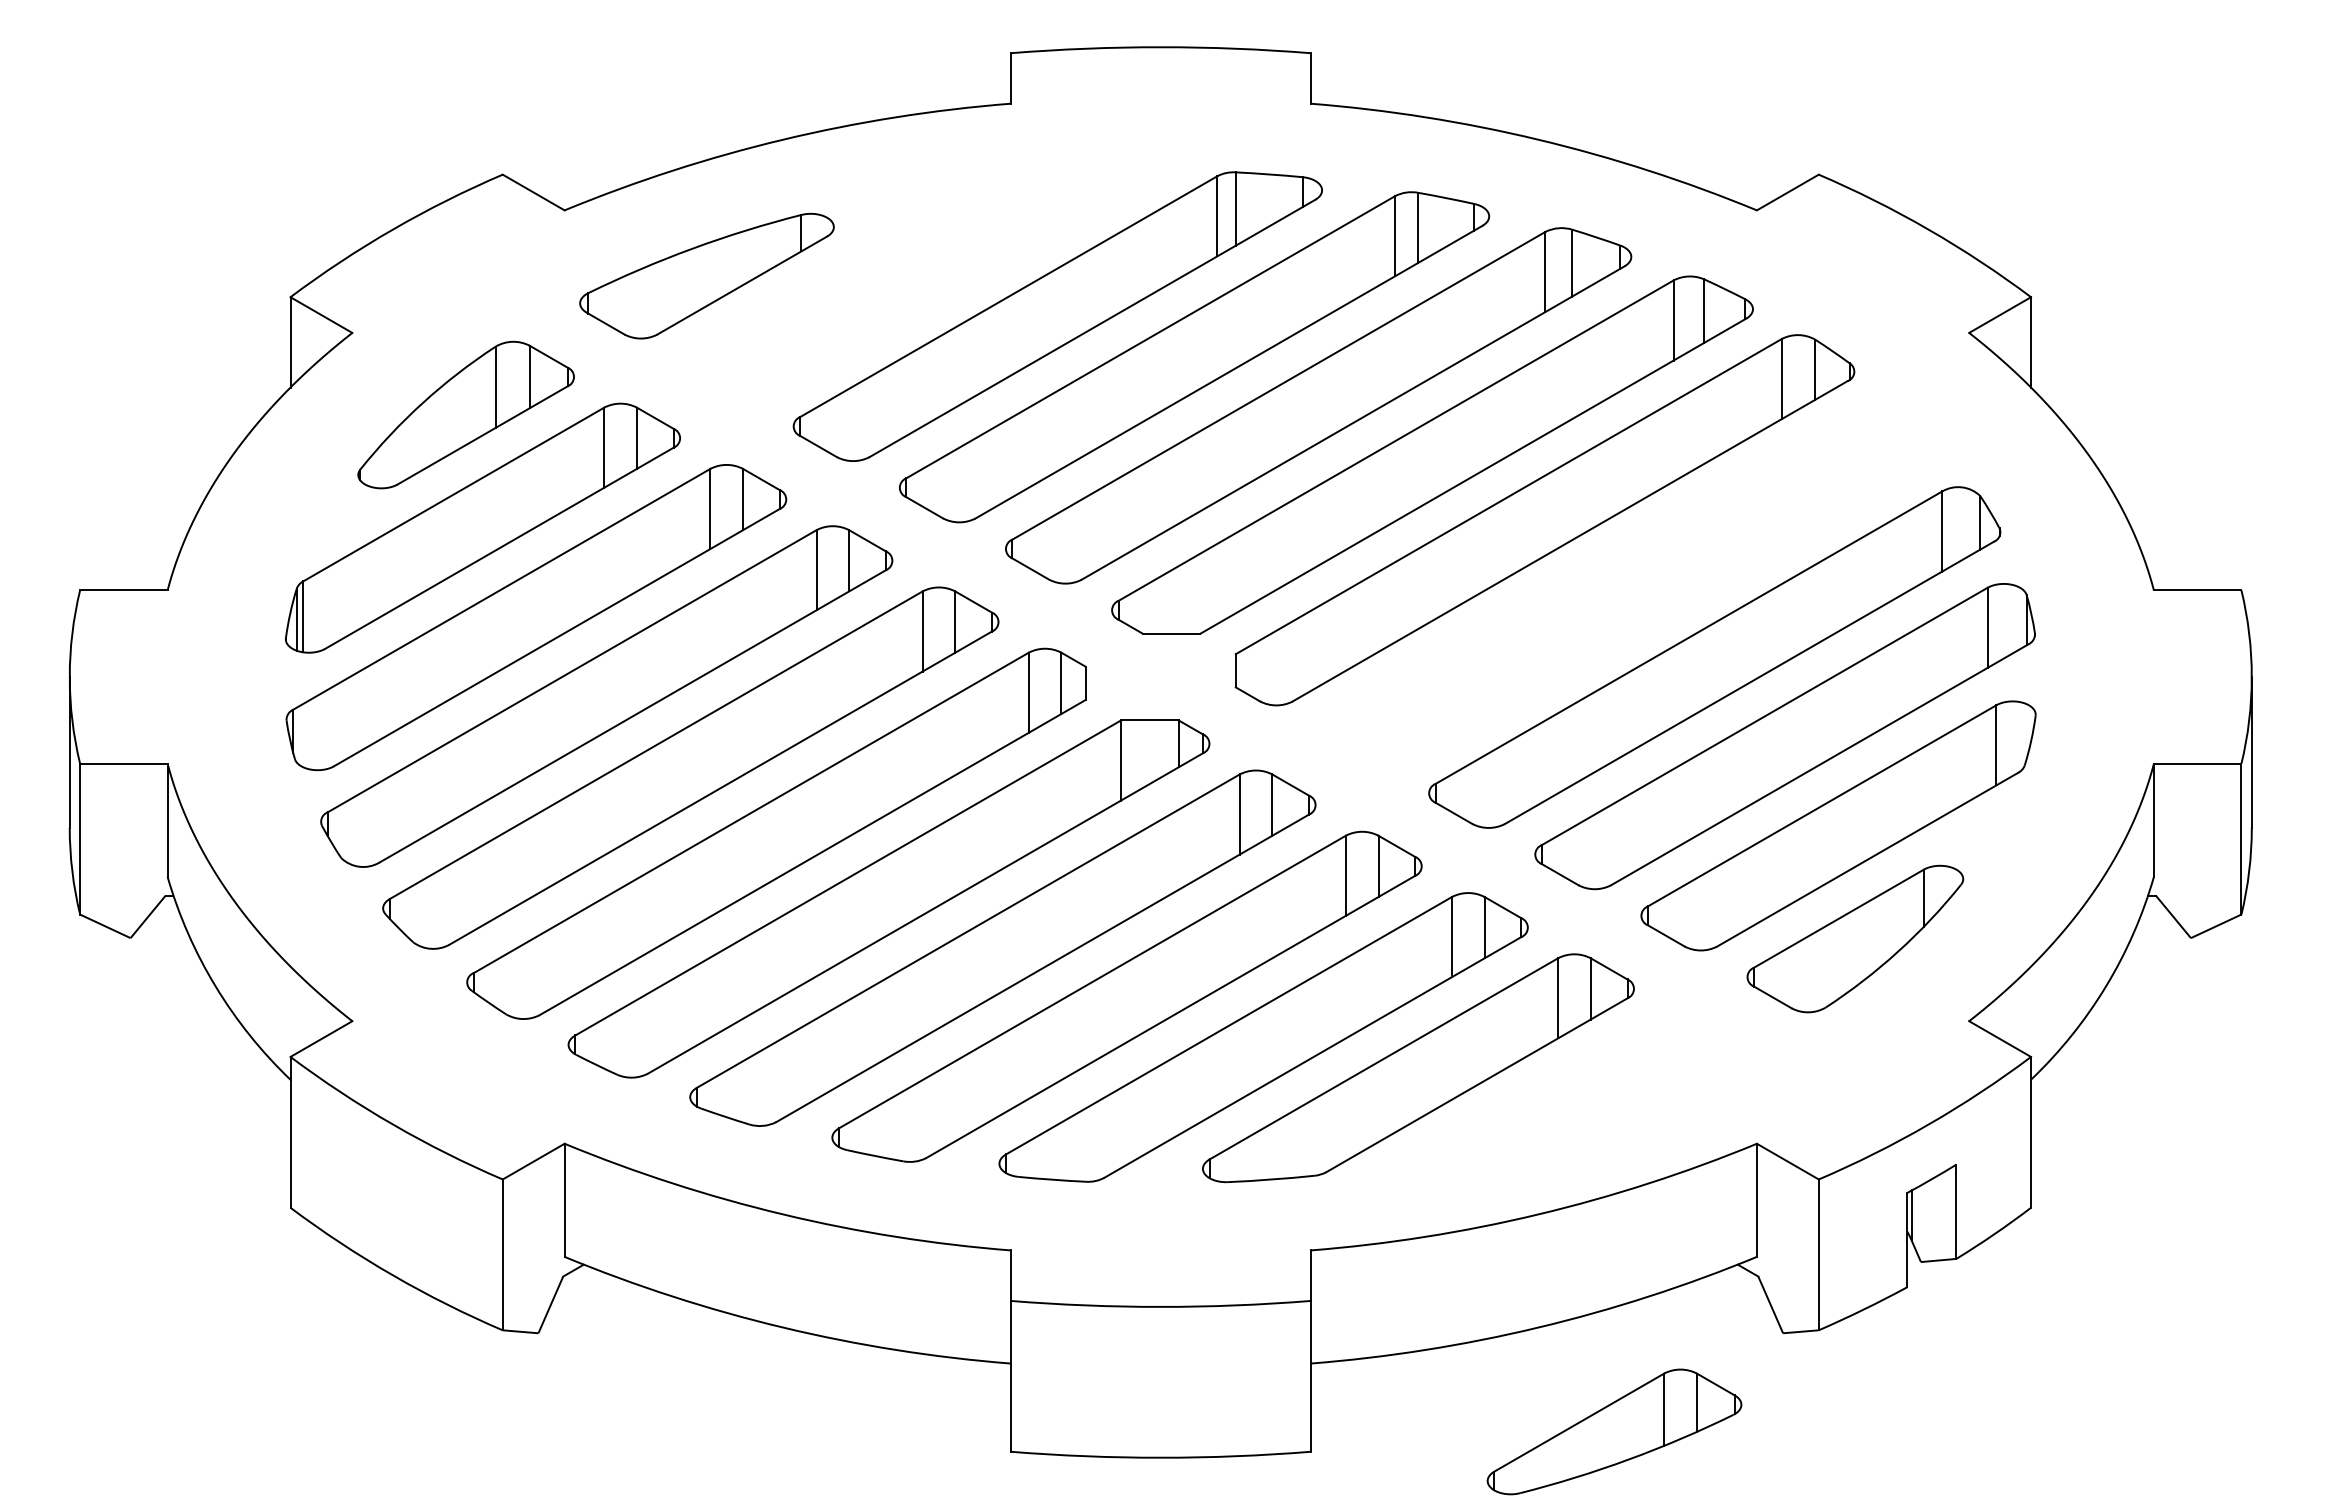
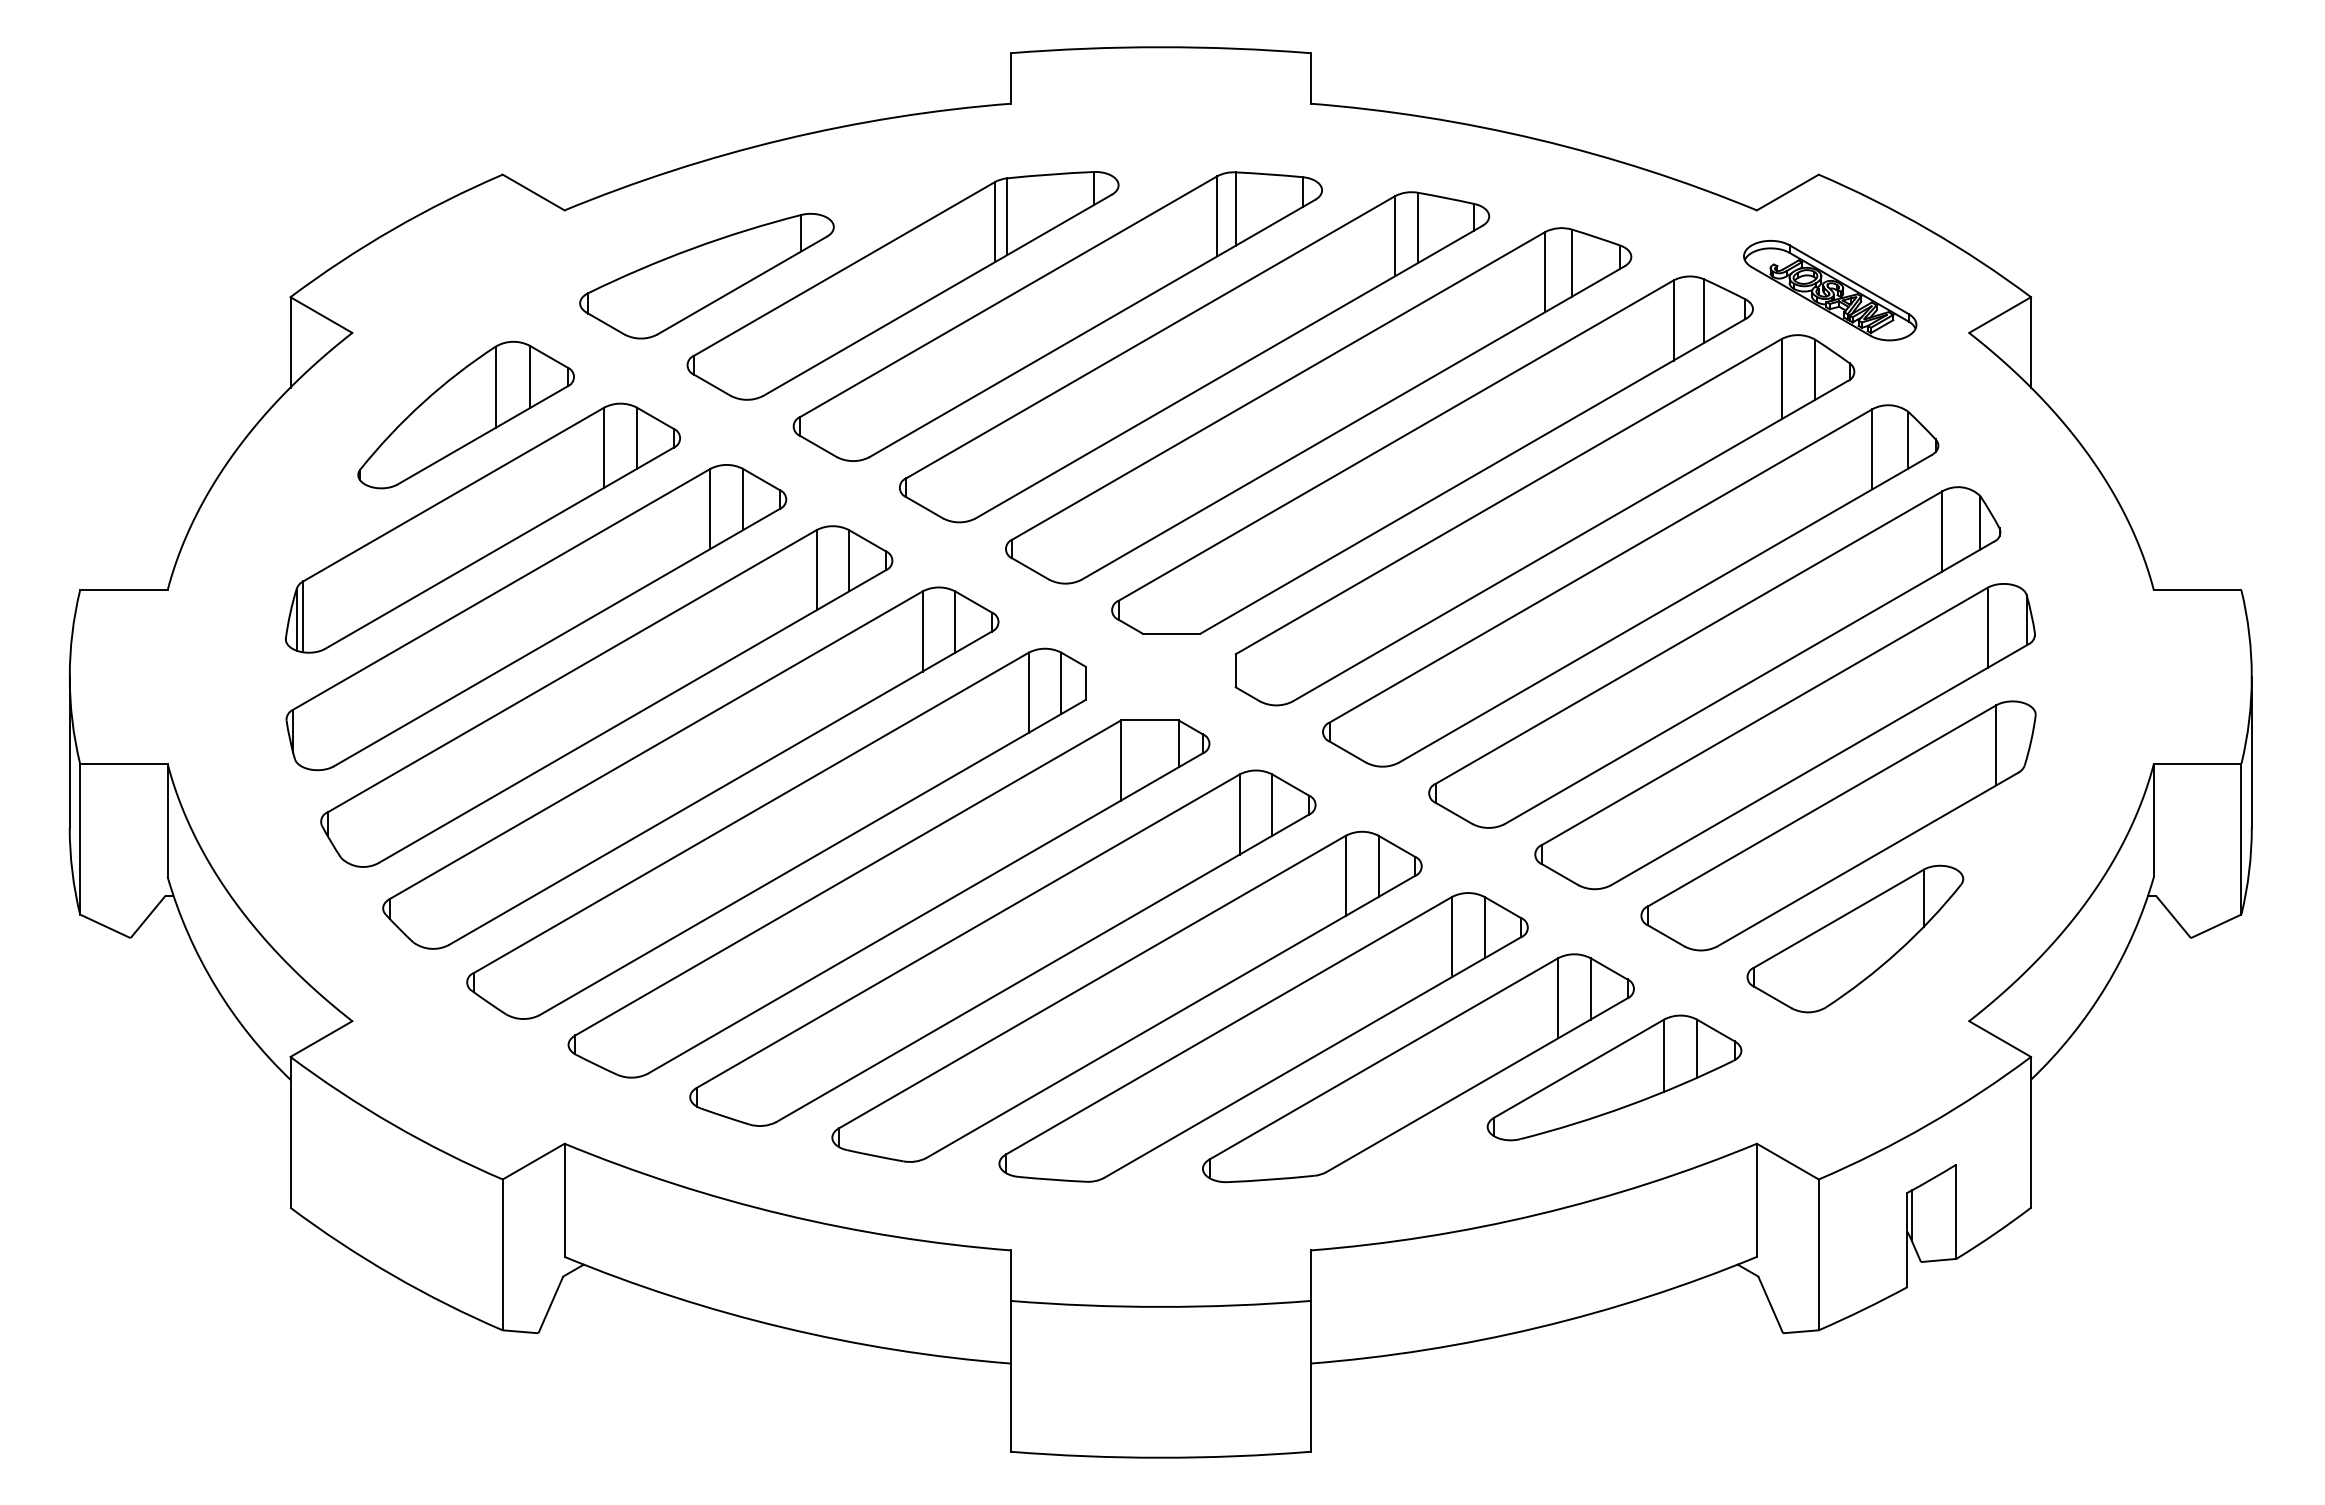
part: none -> present (902, 285)
part: none -> present (1830, 290)
part: none -> present (1630, 585)
part position: (1614, 1431) -> (1614, 1077) (1614, 1077)
